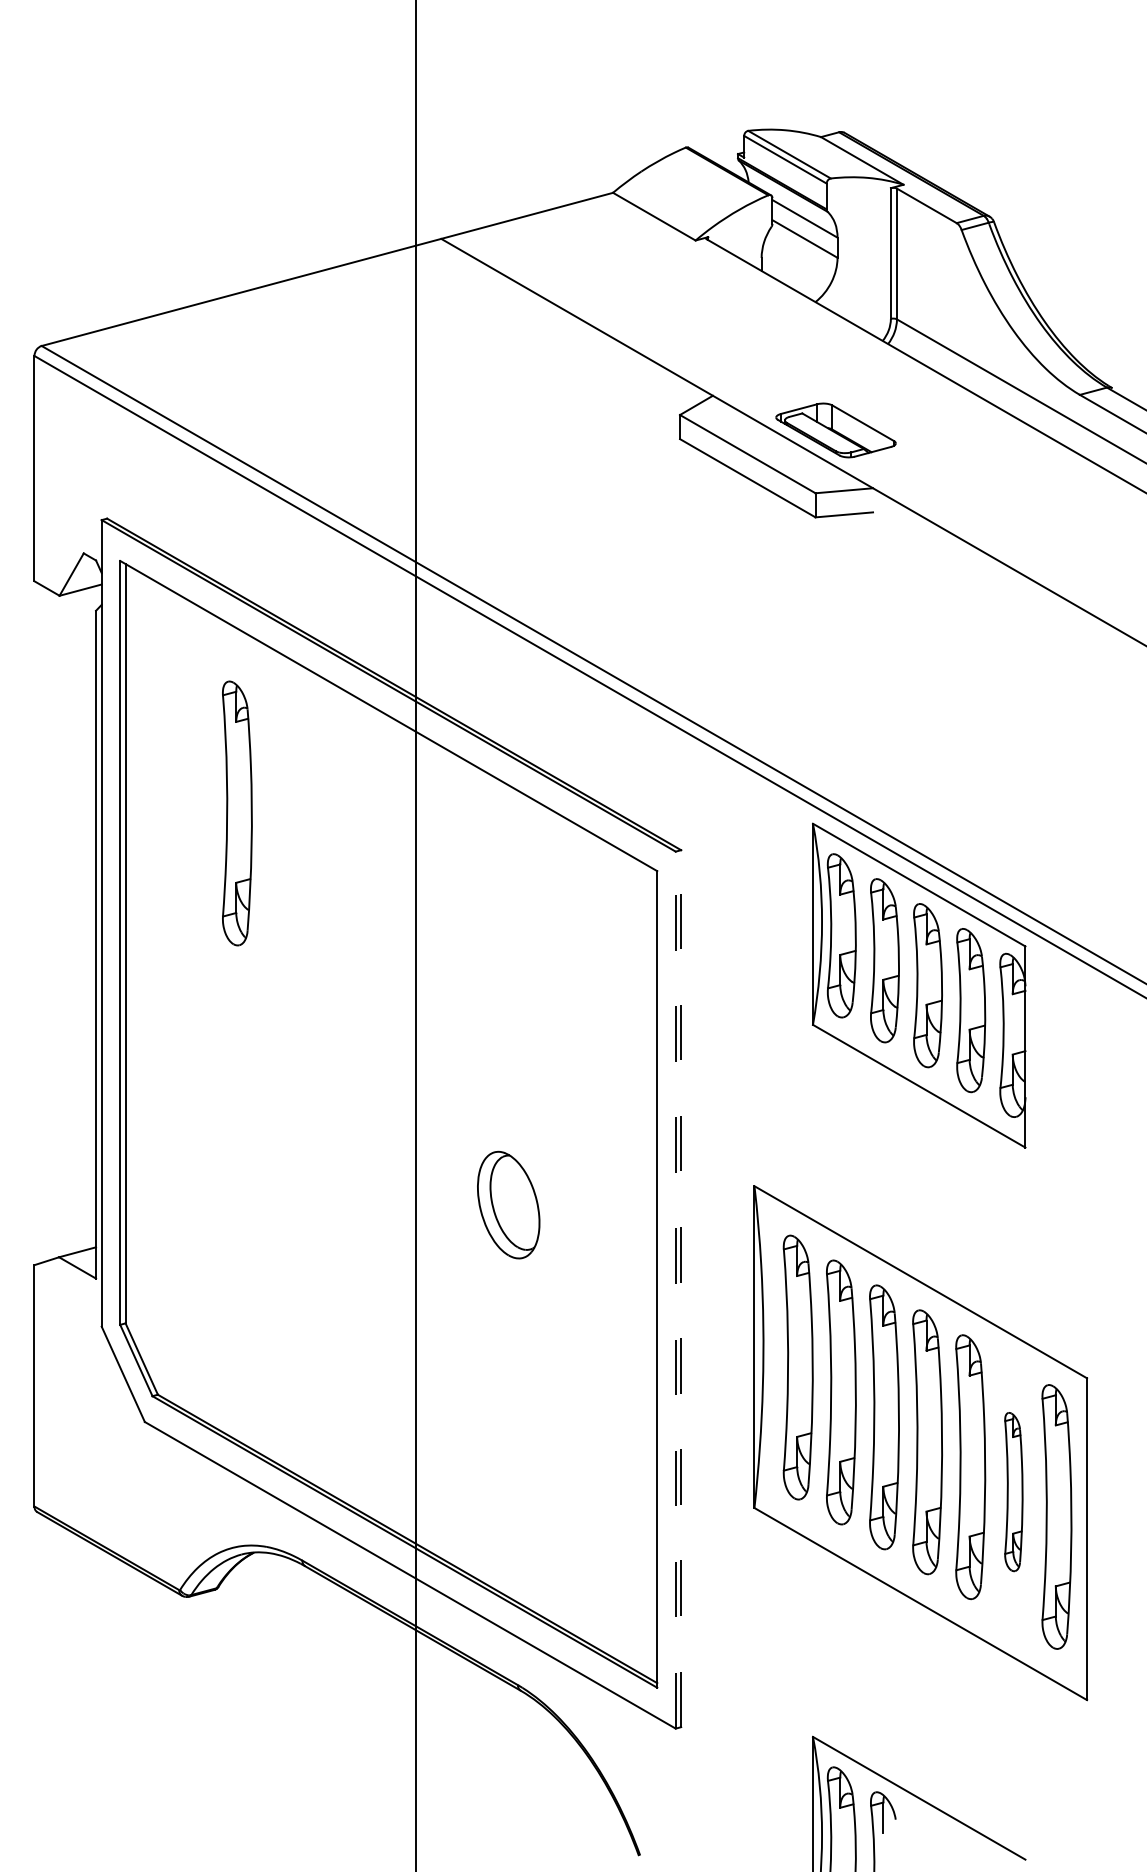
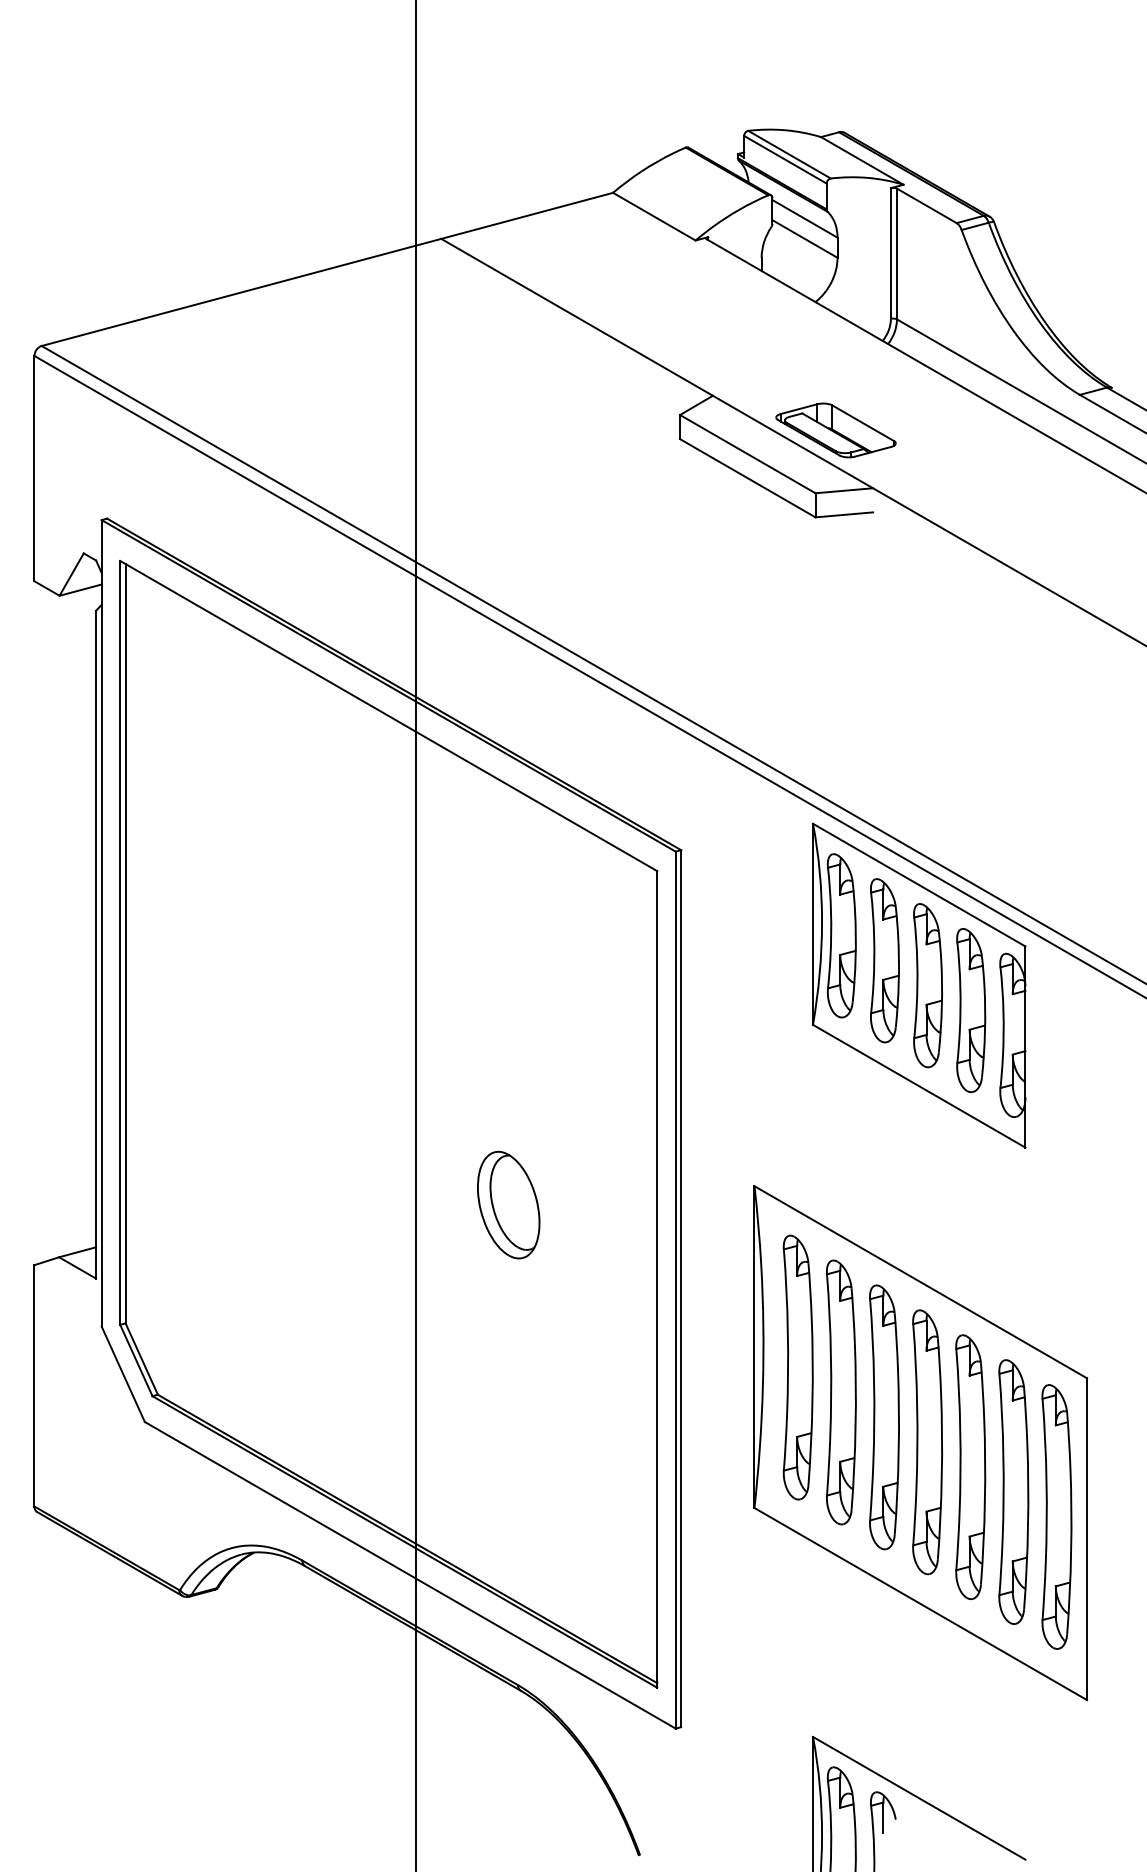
part: present -> none (237, 813)
line: dashed -> solid (681, 1288)
line: dashed -> solid (675, 1289)
part size: 20x161 px -> 32x266 px (1013, 1491)
